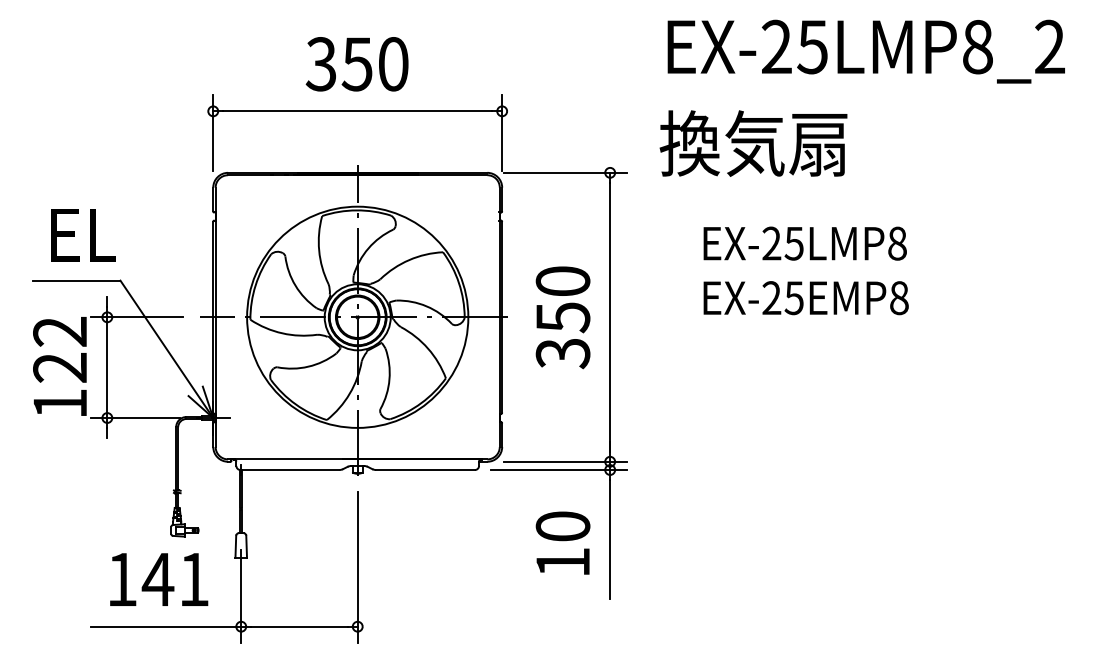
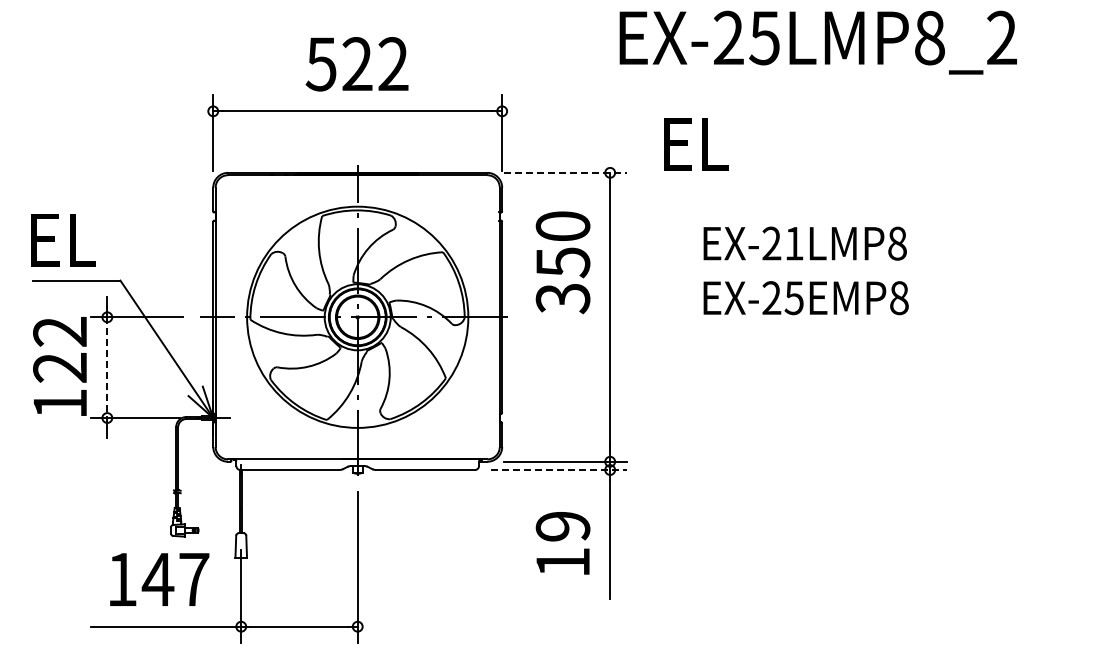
text position: (865, 51) -> (817, 42) (817, 42)
text: 350 -> 522 (356, 64)
text: 換気扇 -> EL (753, 143)
line: solid -> dashed (565, 172)
text position: (83, 235) -> (63, 240) (63, 240)
text: EX-25LMP8 -> EX-21LMP8 (793, 243)
text position: (562, 317) -> (562, 262) (562, 262)
line: solid -> dashed (107, 368)
line: solid -> dashed (559, 470)
text: 10 -> 19 (562, 526)
text: 141 -> 147 (194, 579)
